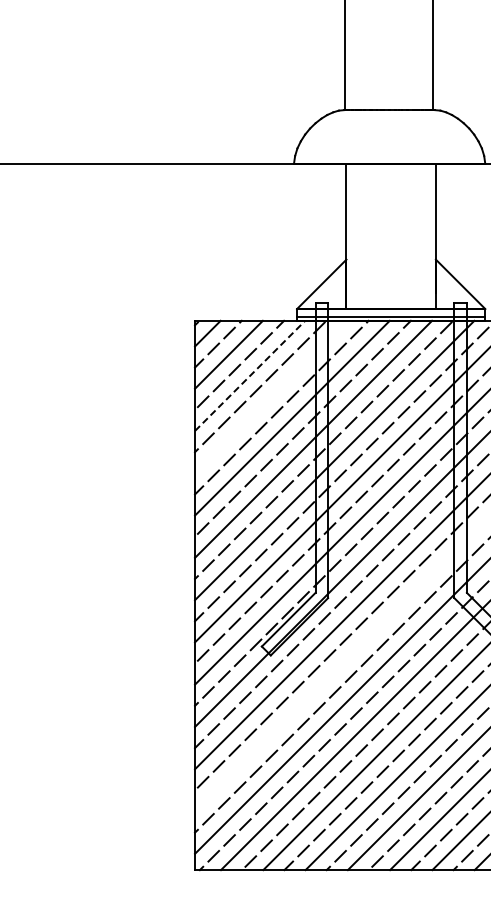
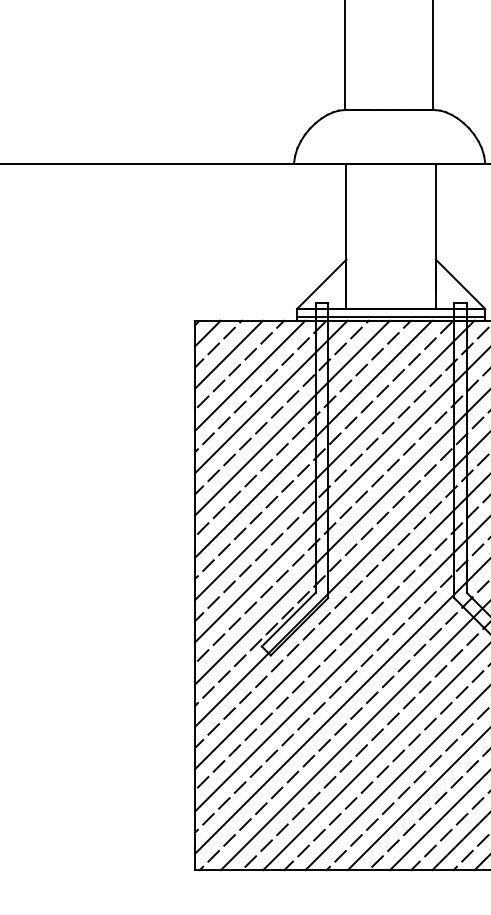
line: dashed -> solid (250, 375)
line: none -> present (271, 396)
line: none -> present (341, 665)
